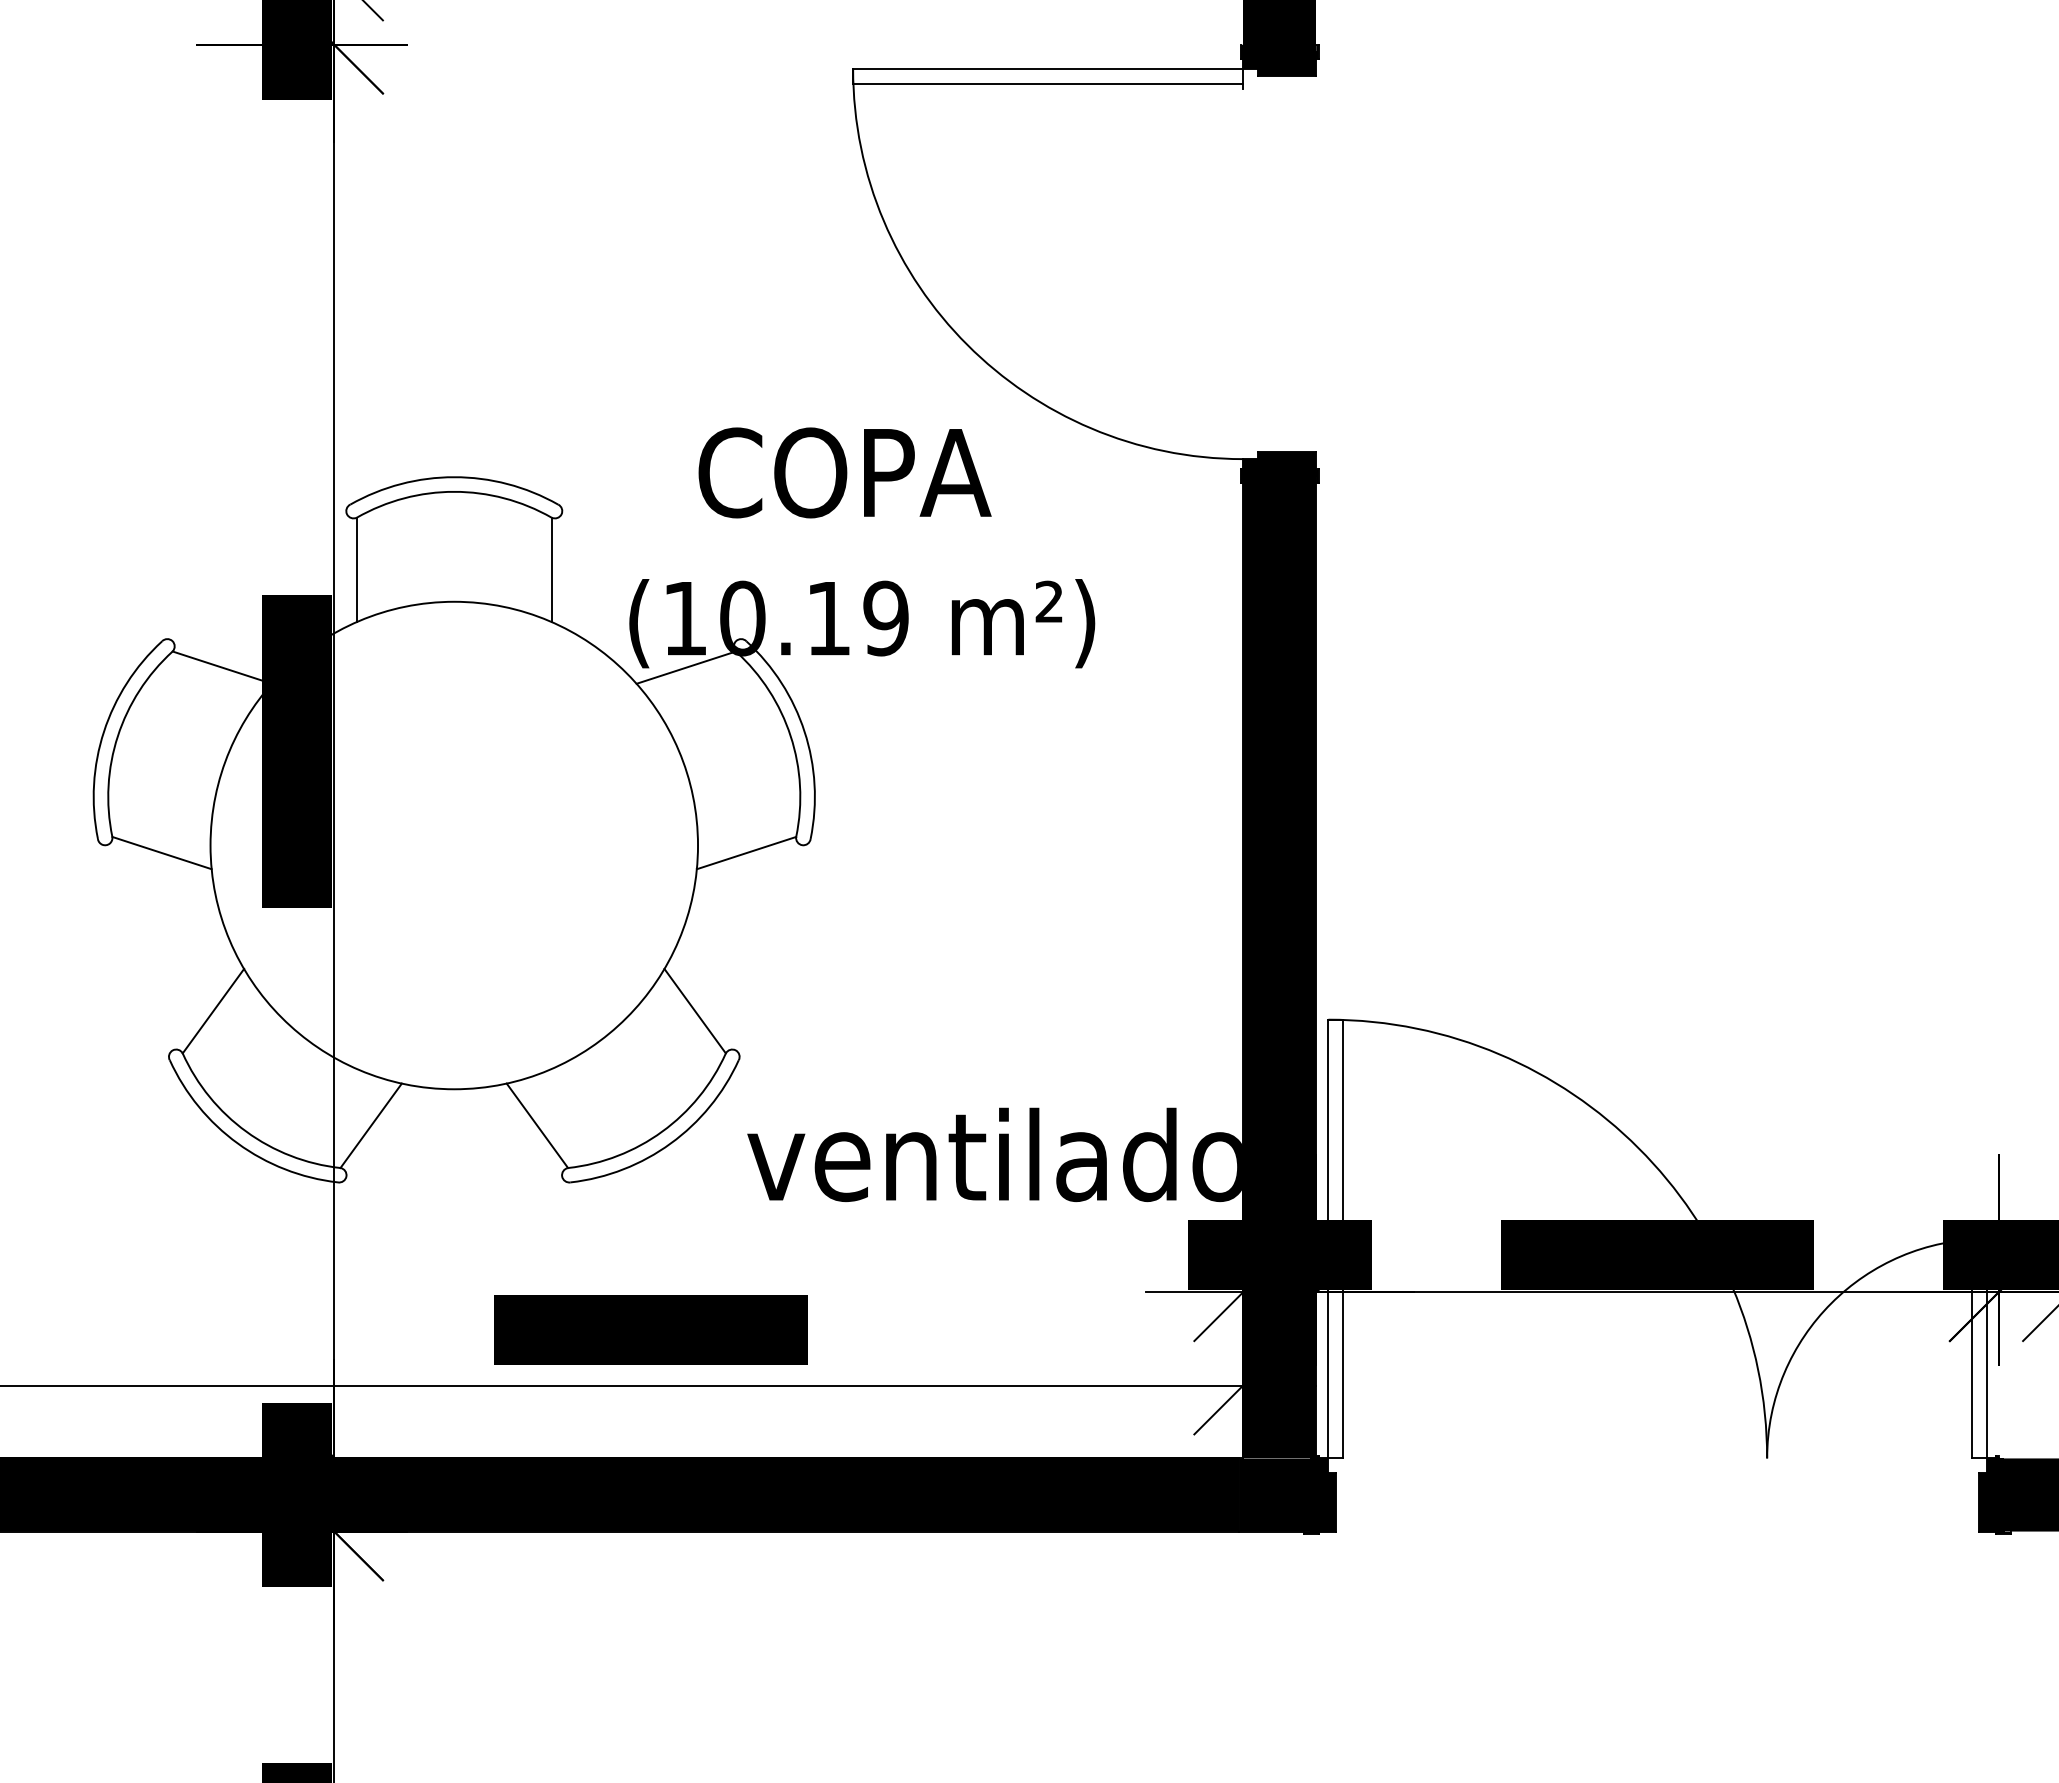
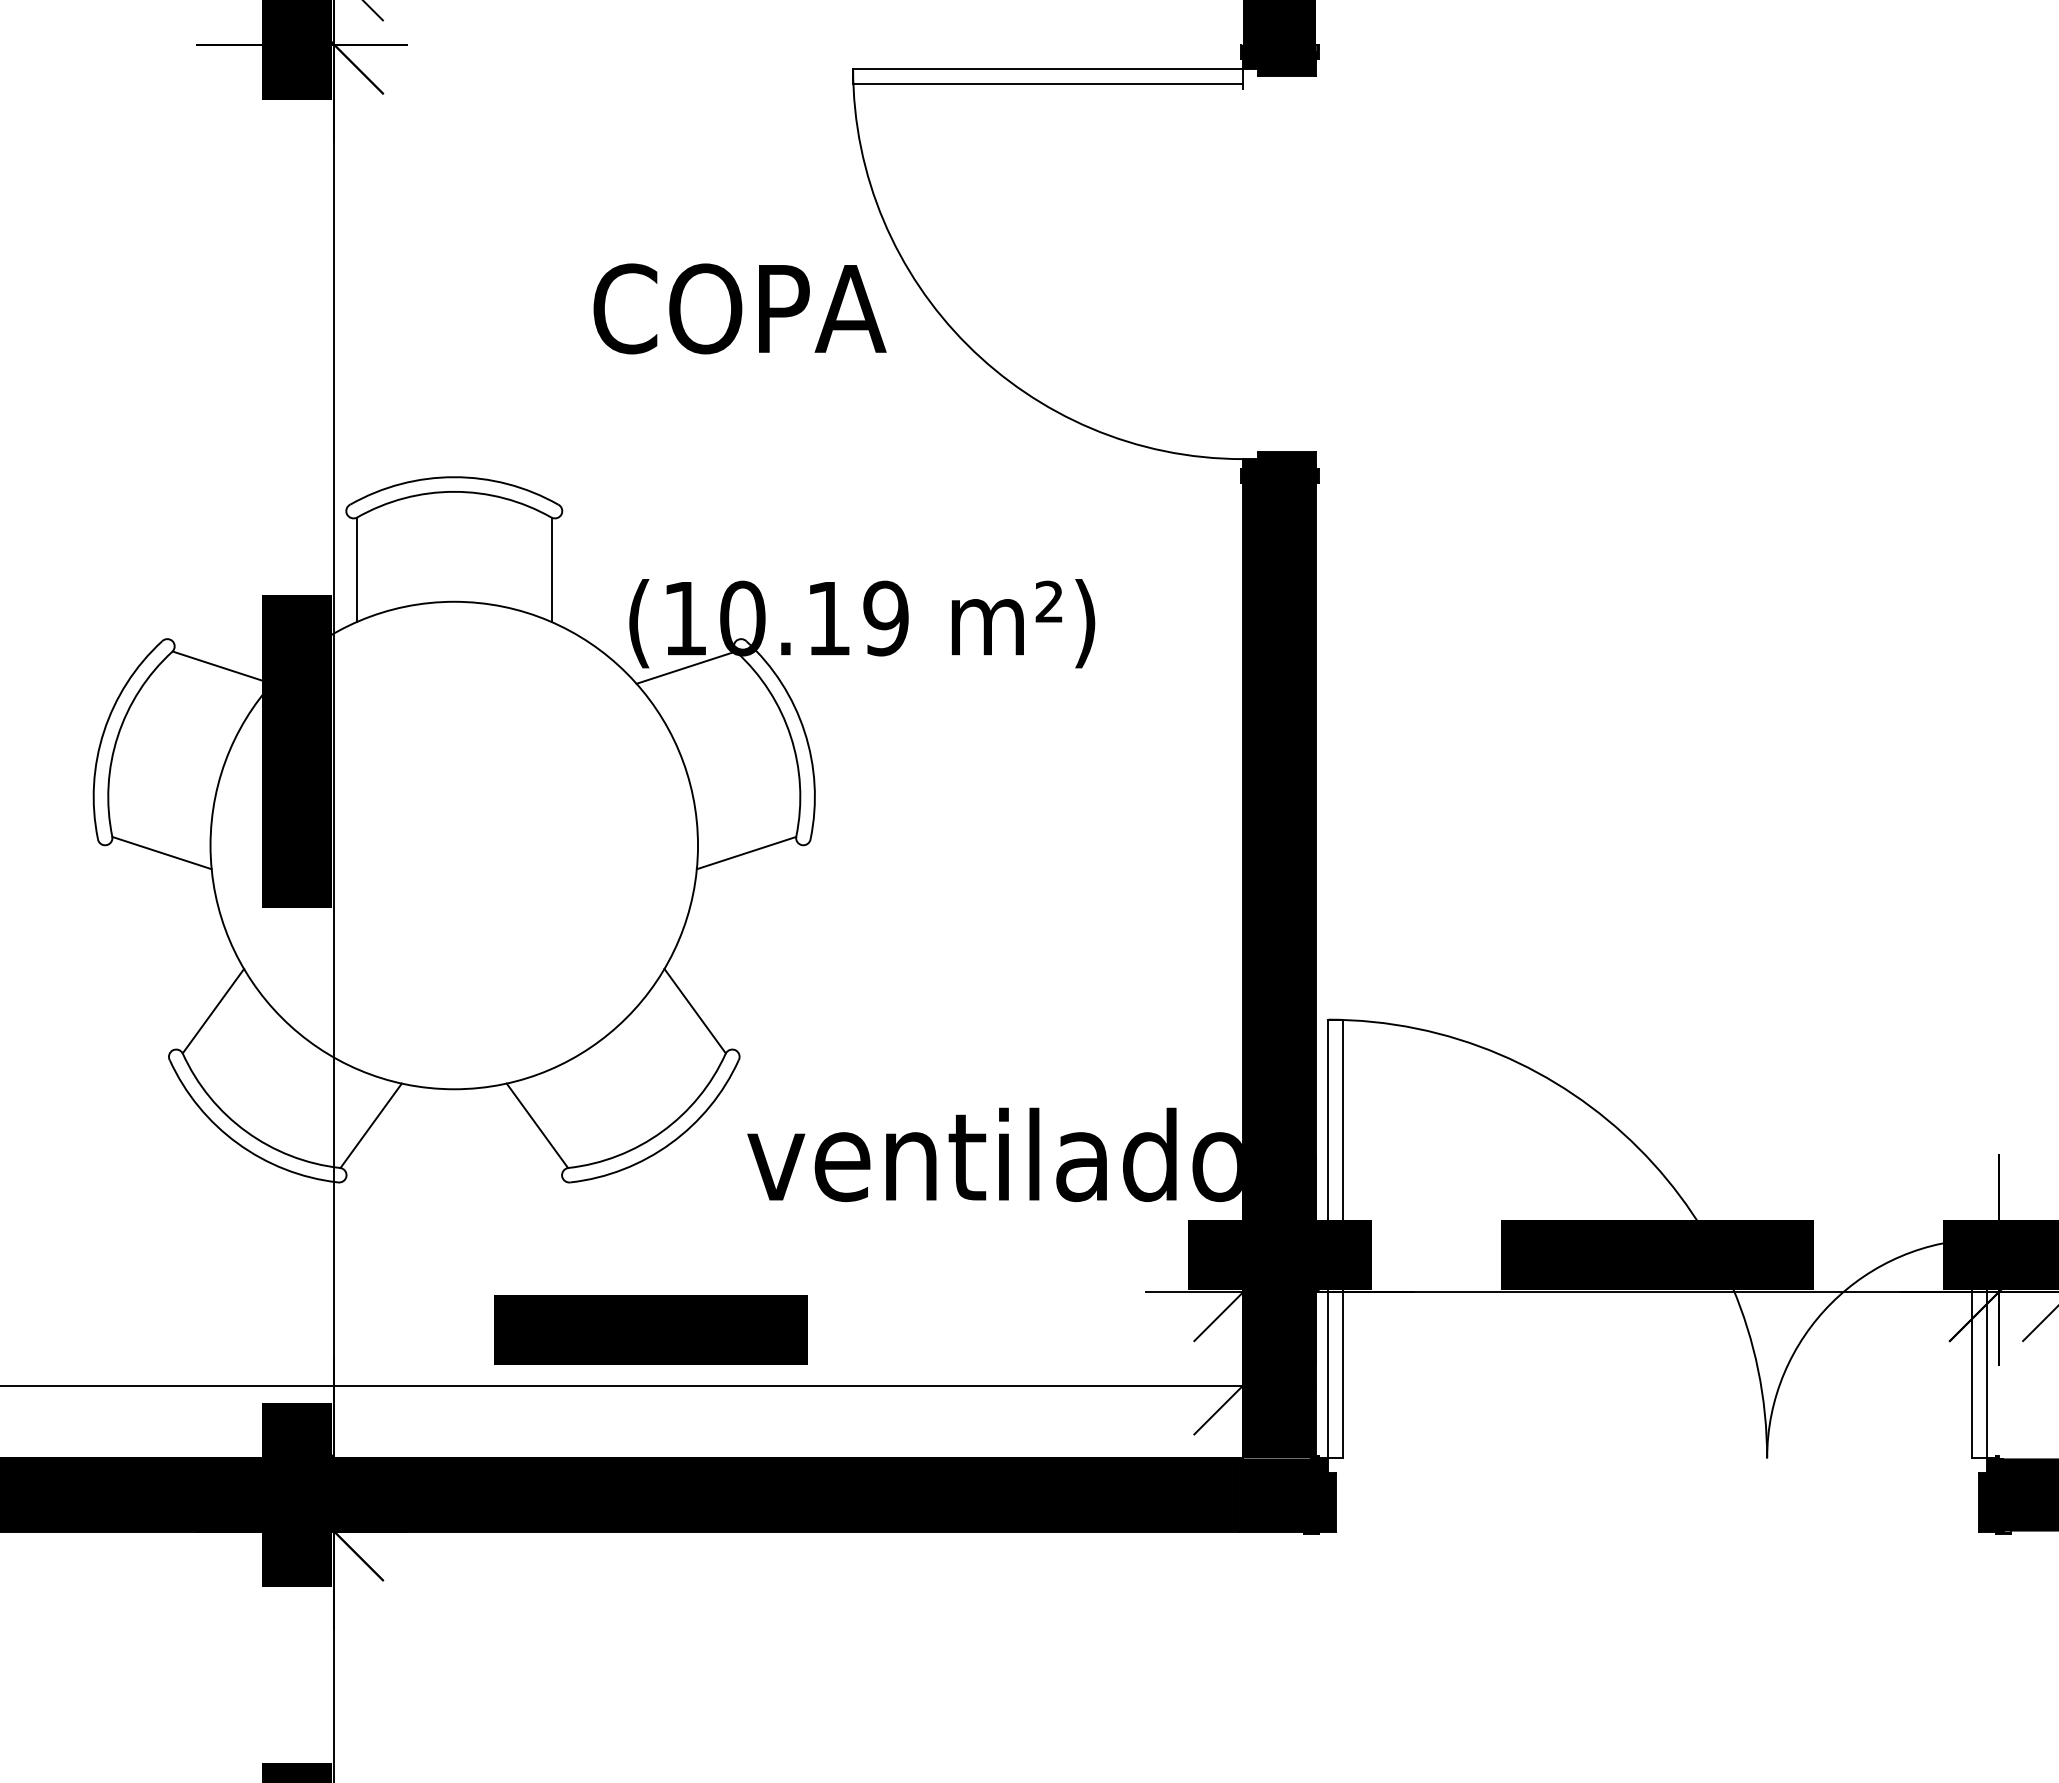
text position: (844, 472) -> (739, 308) (739, 308)
